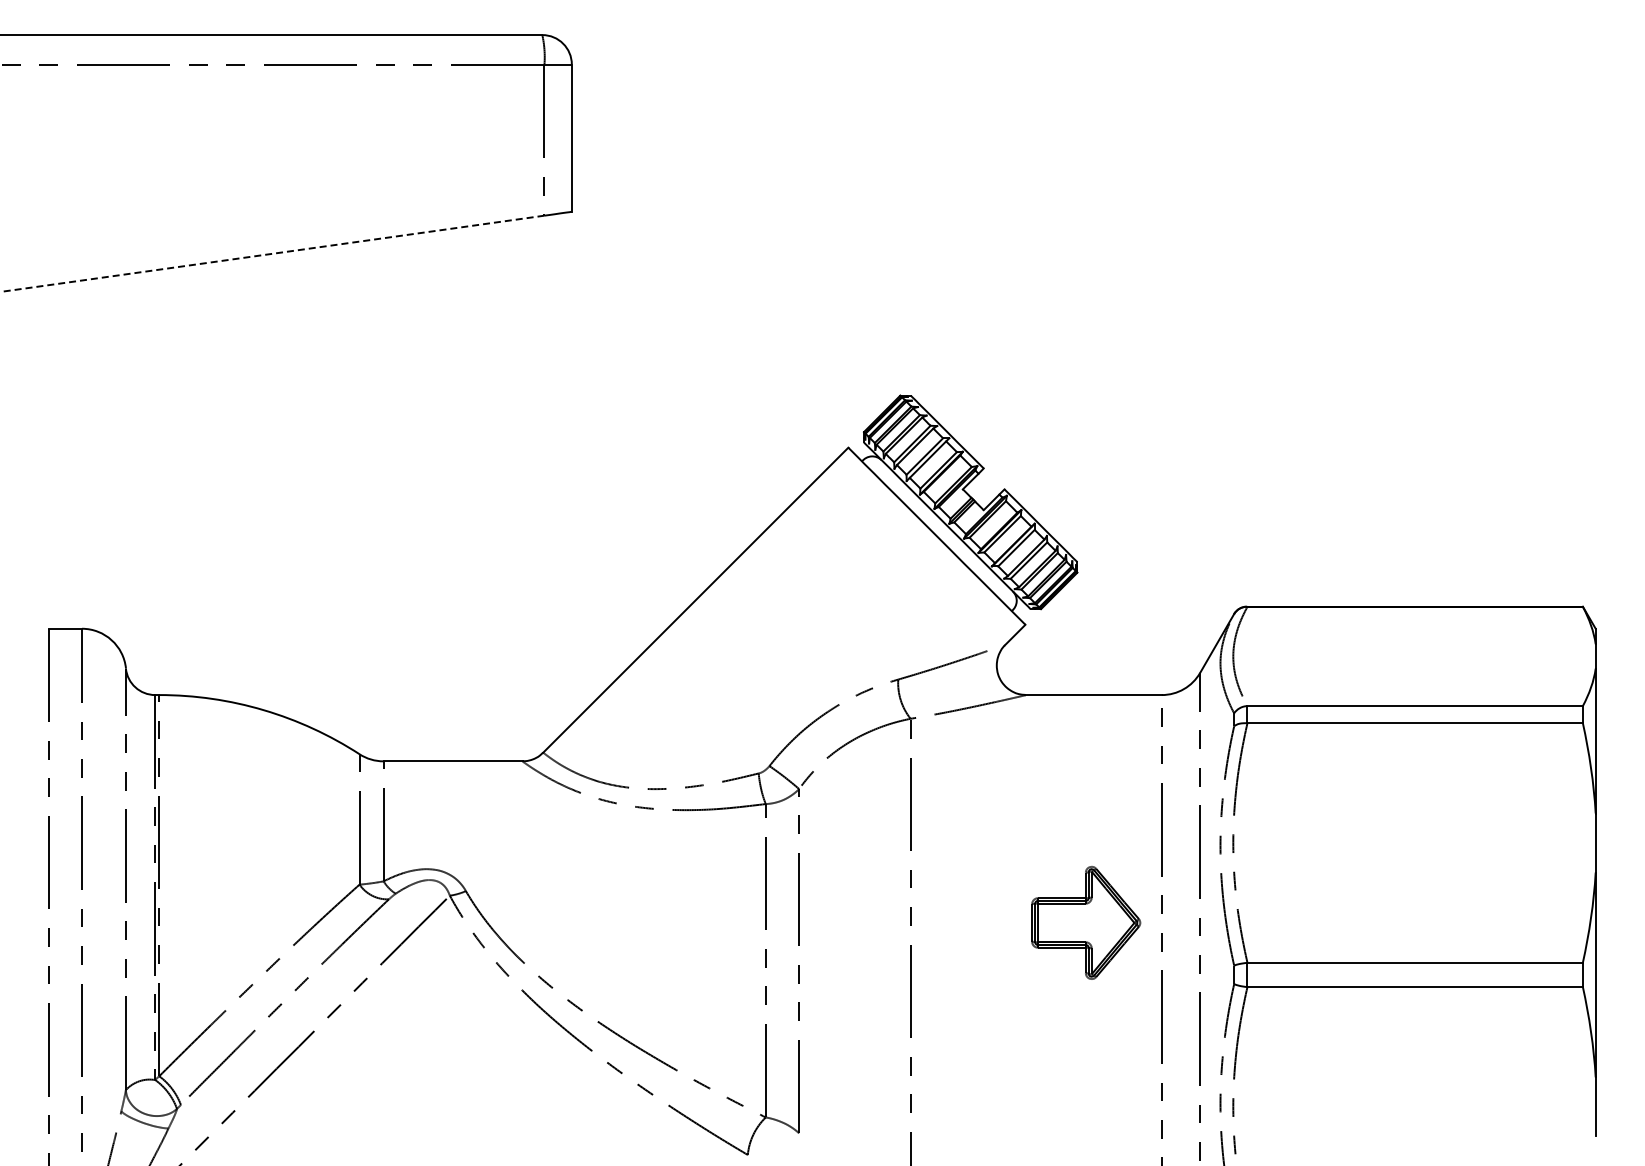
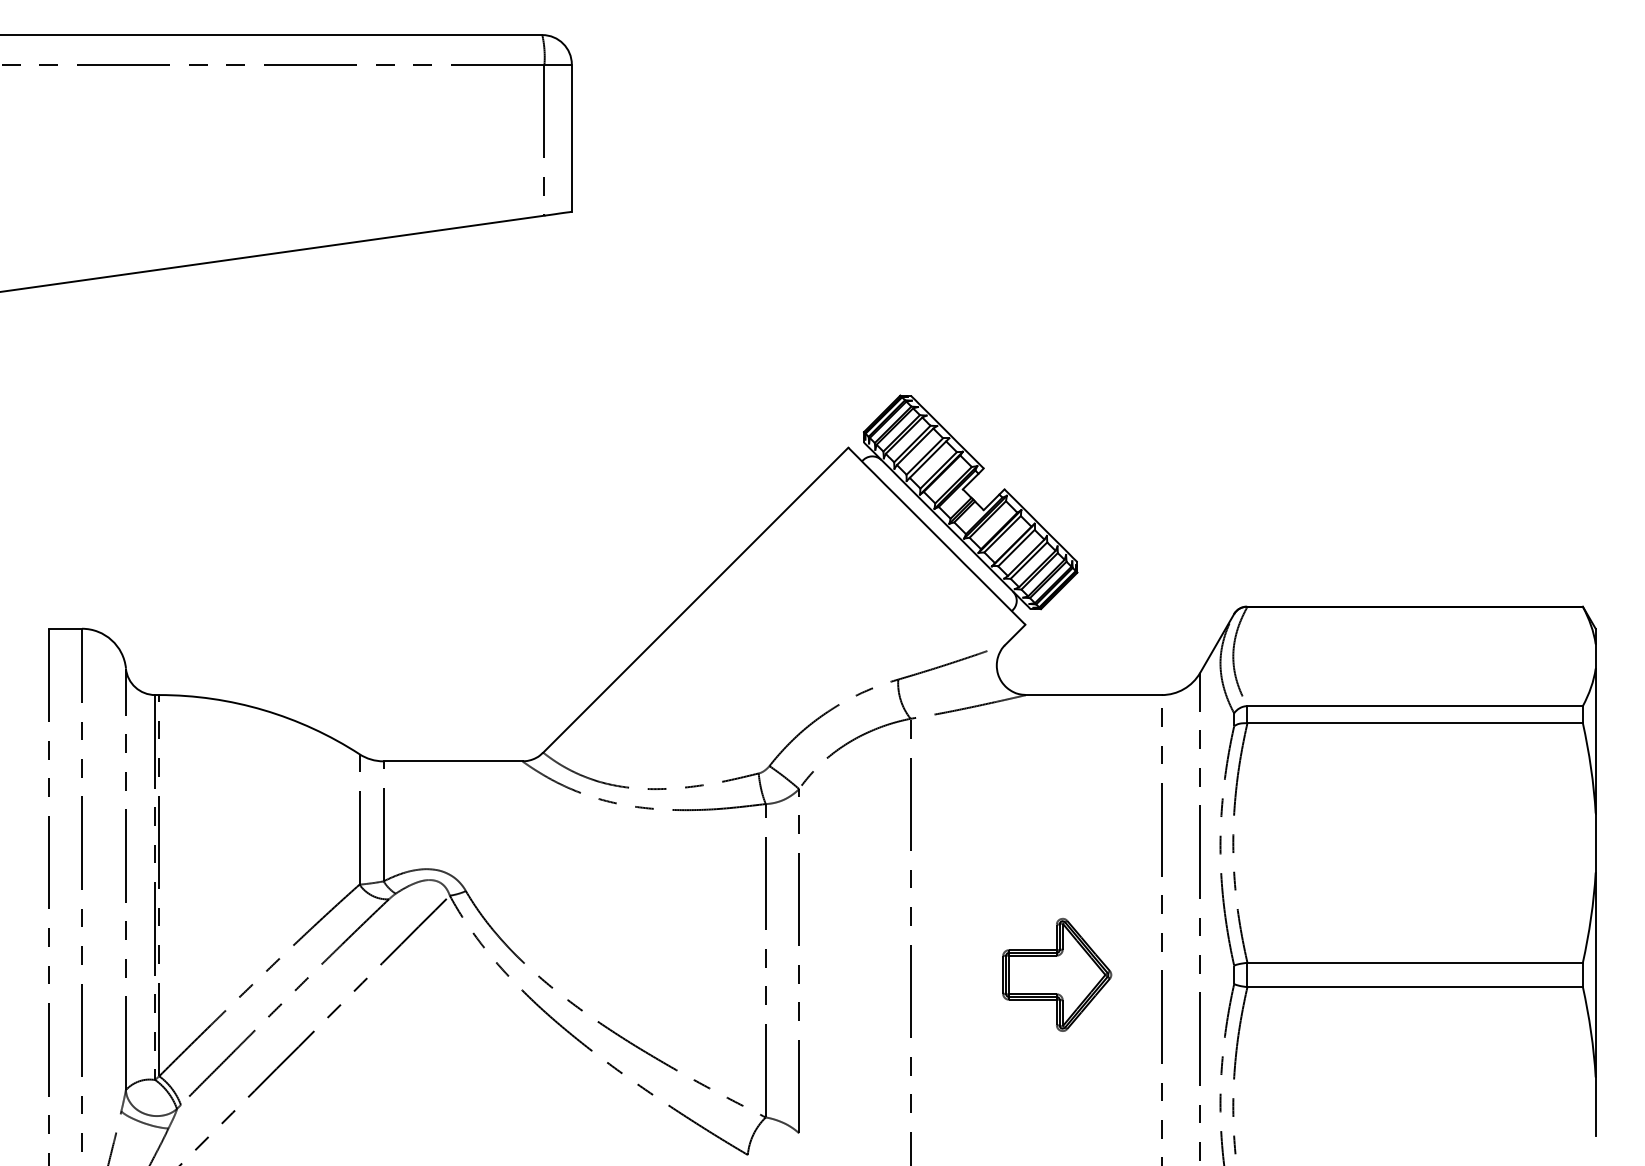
line: dashed -> solid (272, 253)
part position: (1086, 922) -> (1057, 974) (1057, 974)
